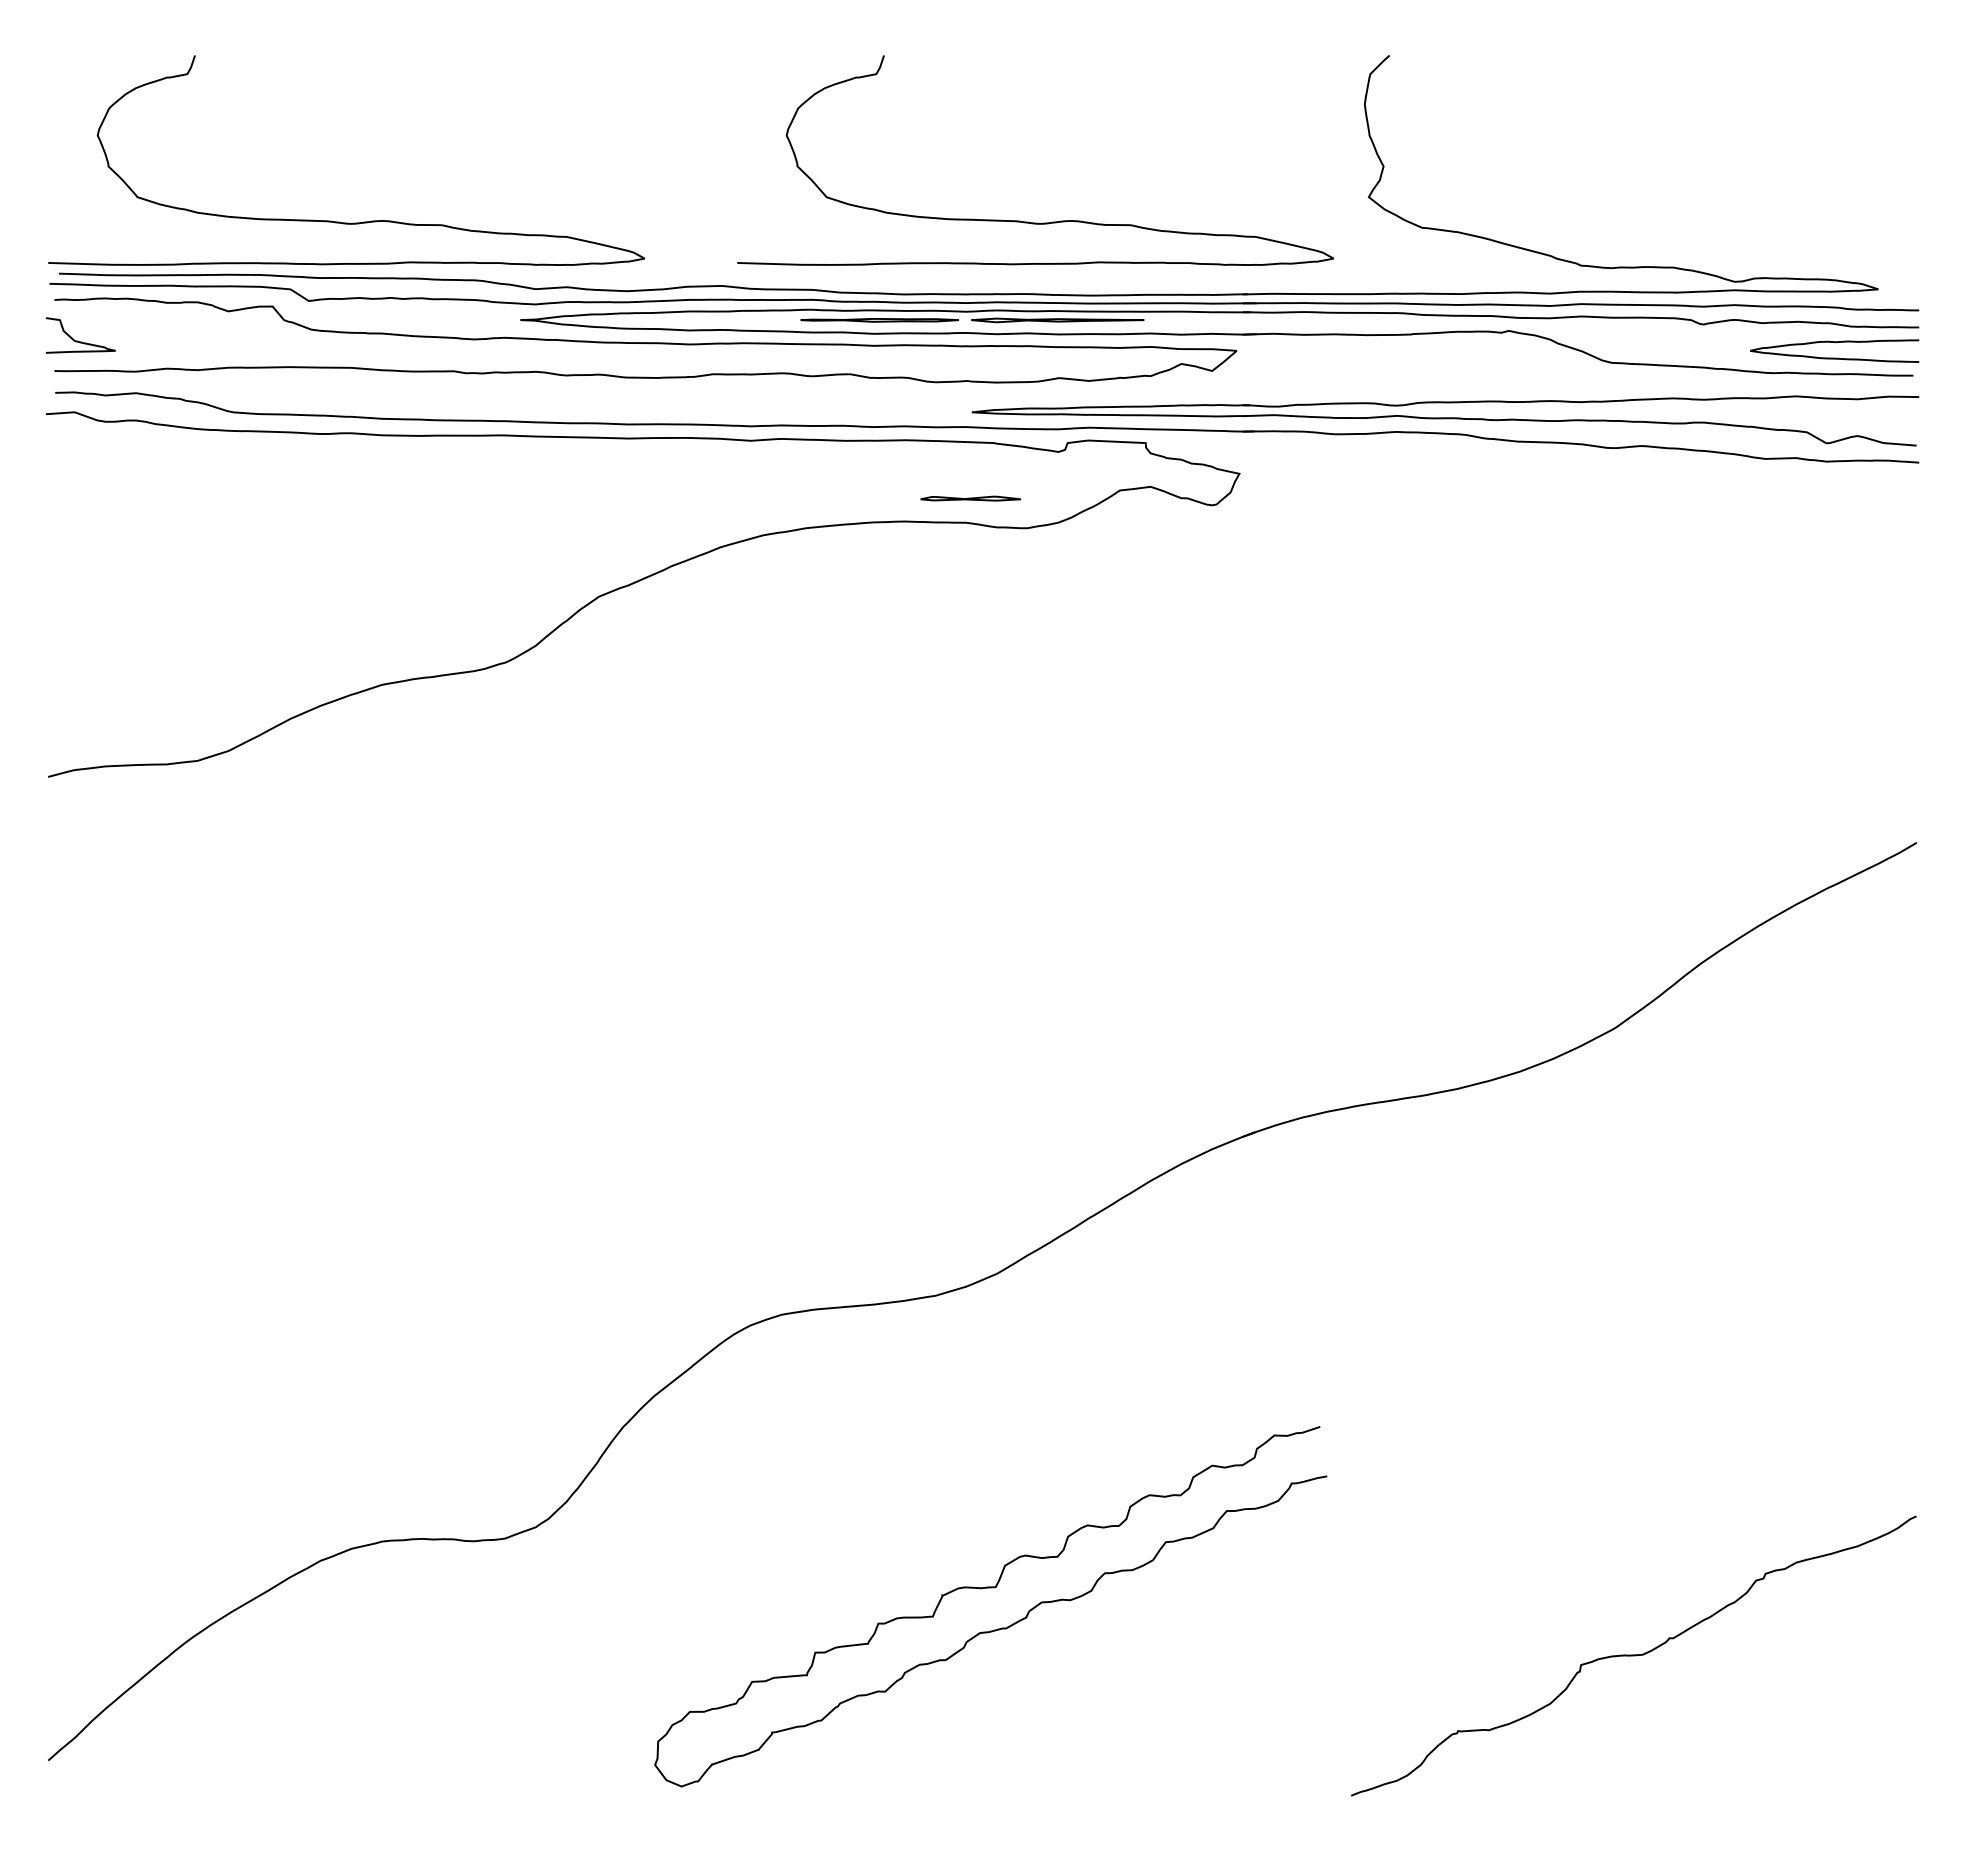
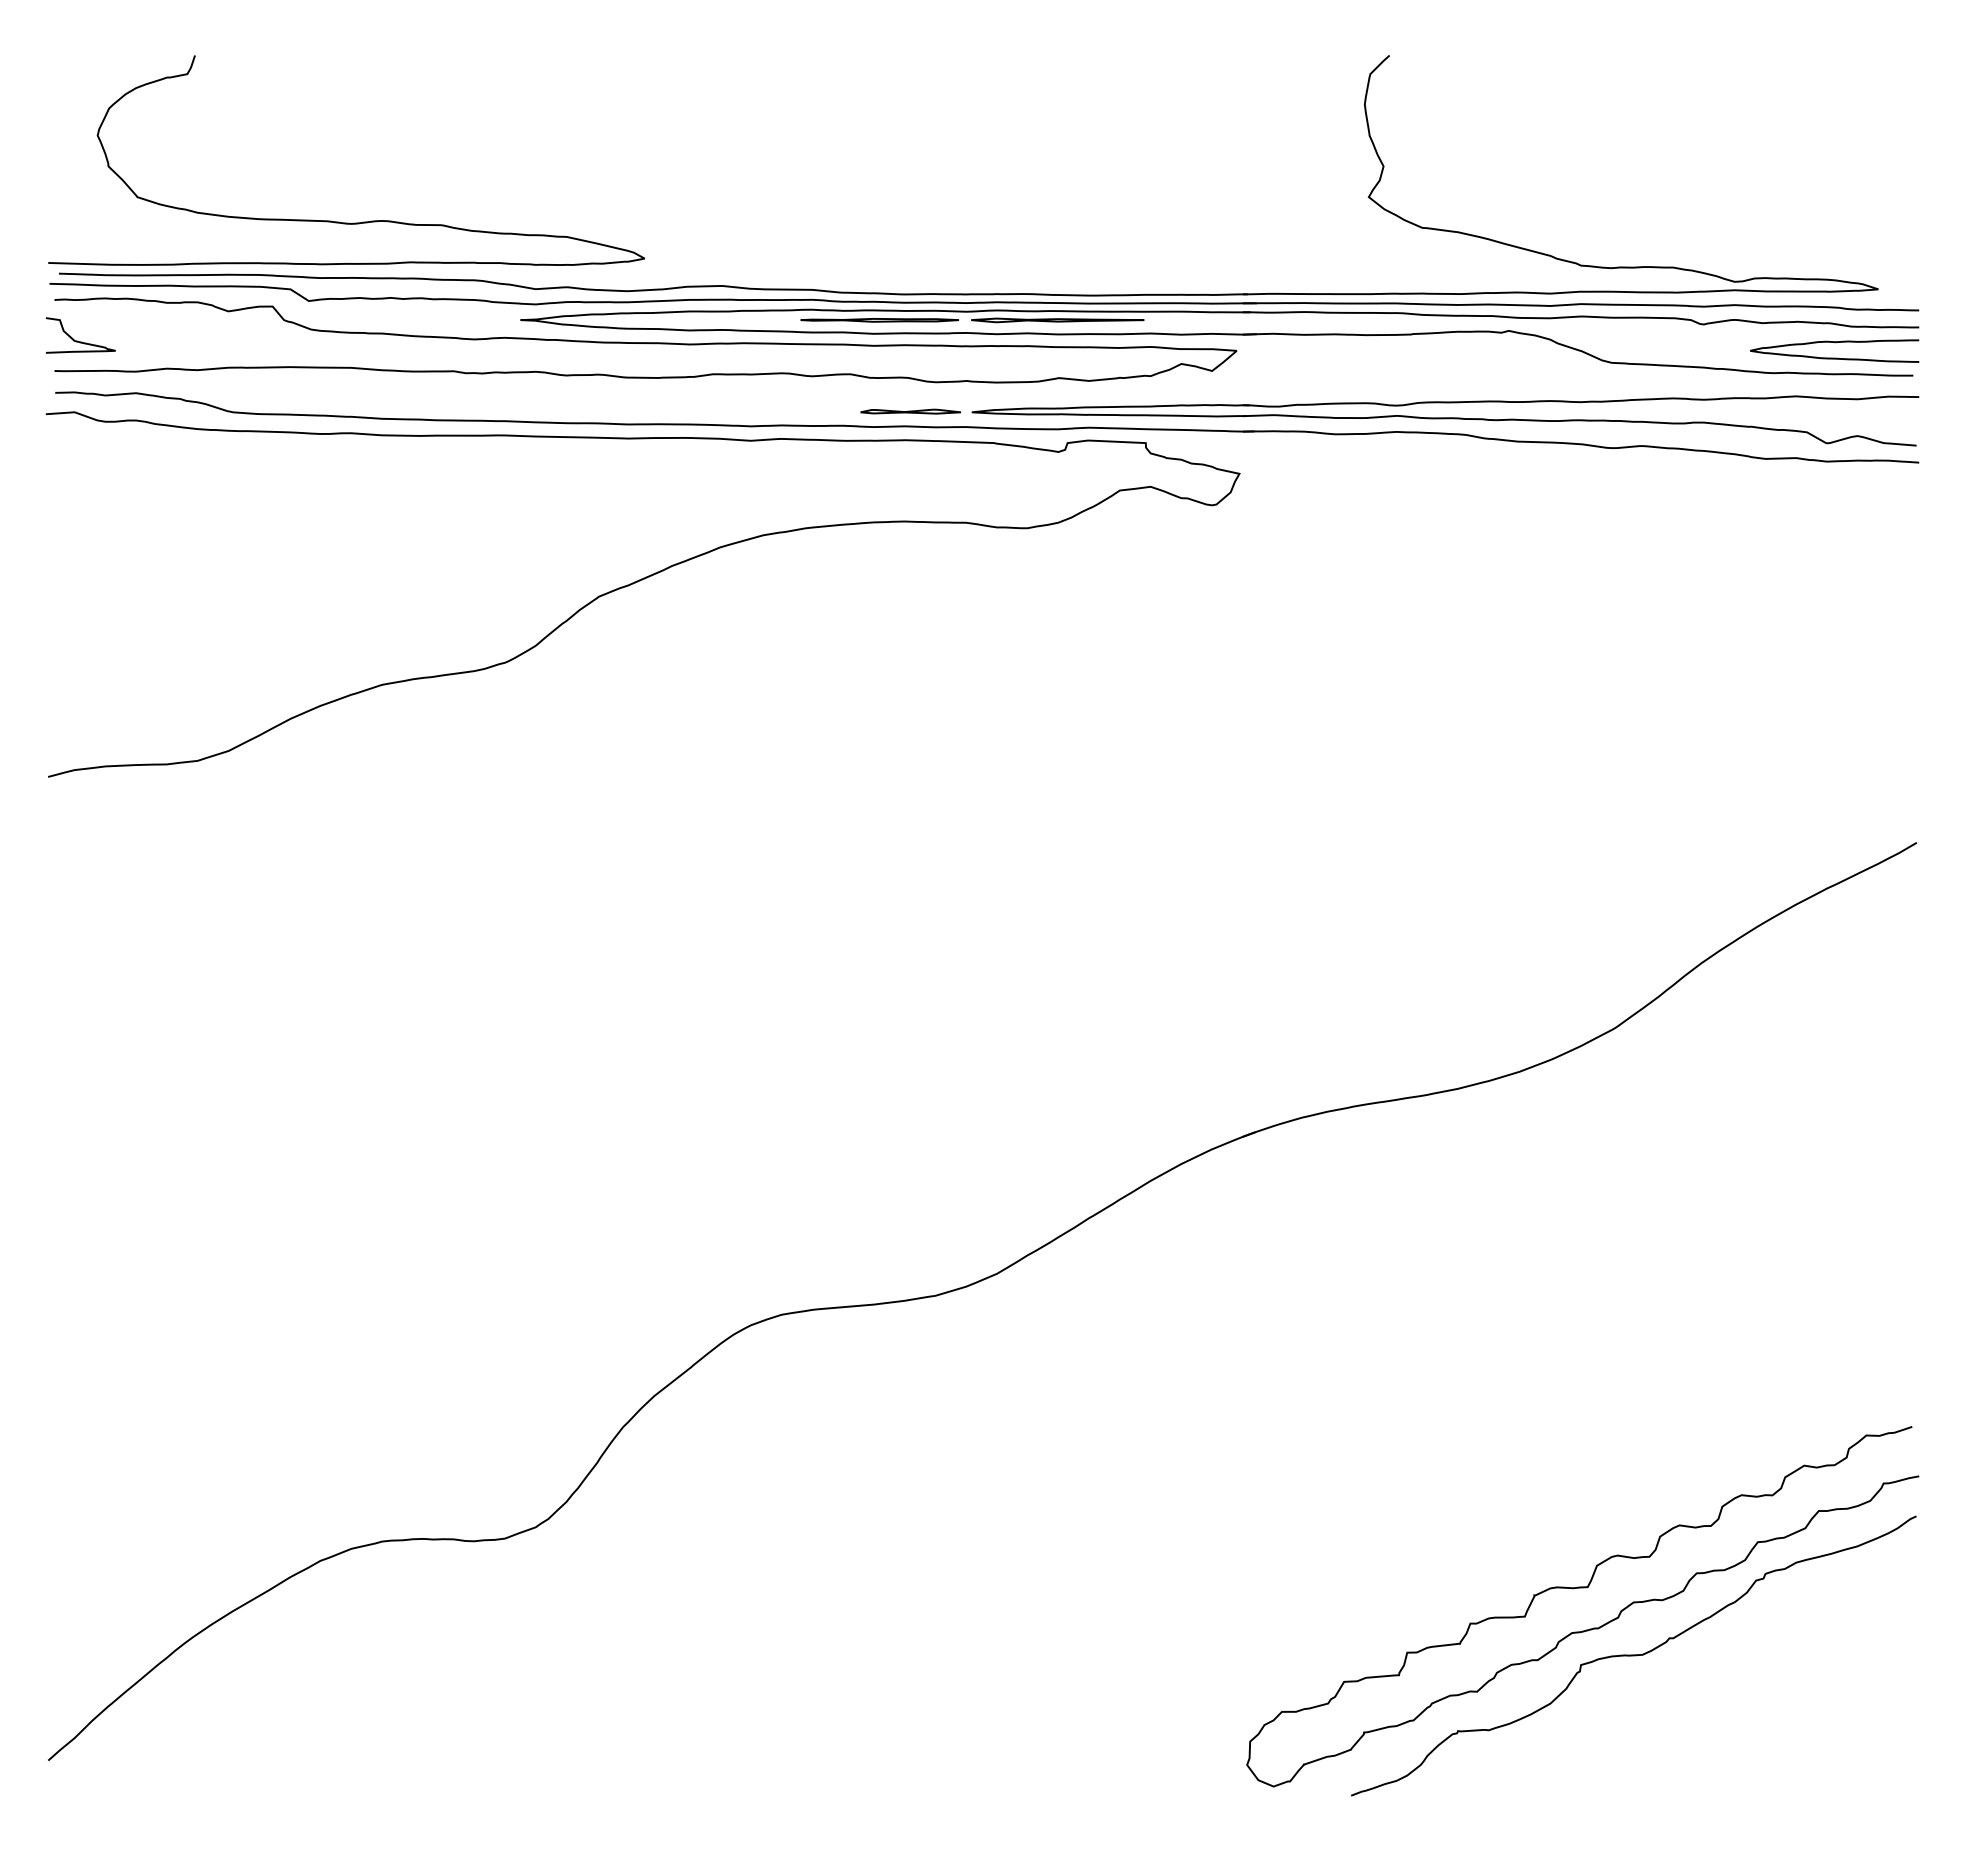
curve: present -> none (1028, 221)
part position: (970, 498) -> (910, 411) (910, 411)
curve position: (990, 1588) -> (1582, 1588) (1582, 1588)
